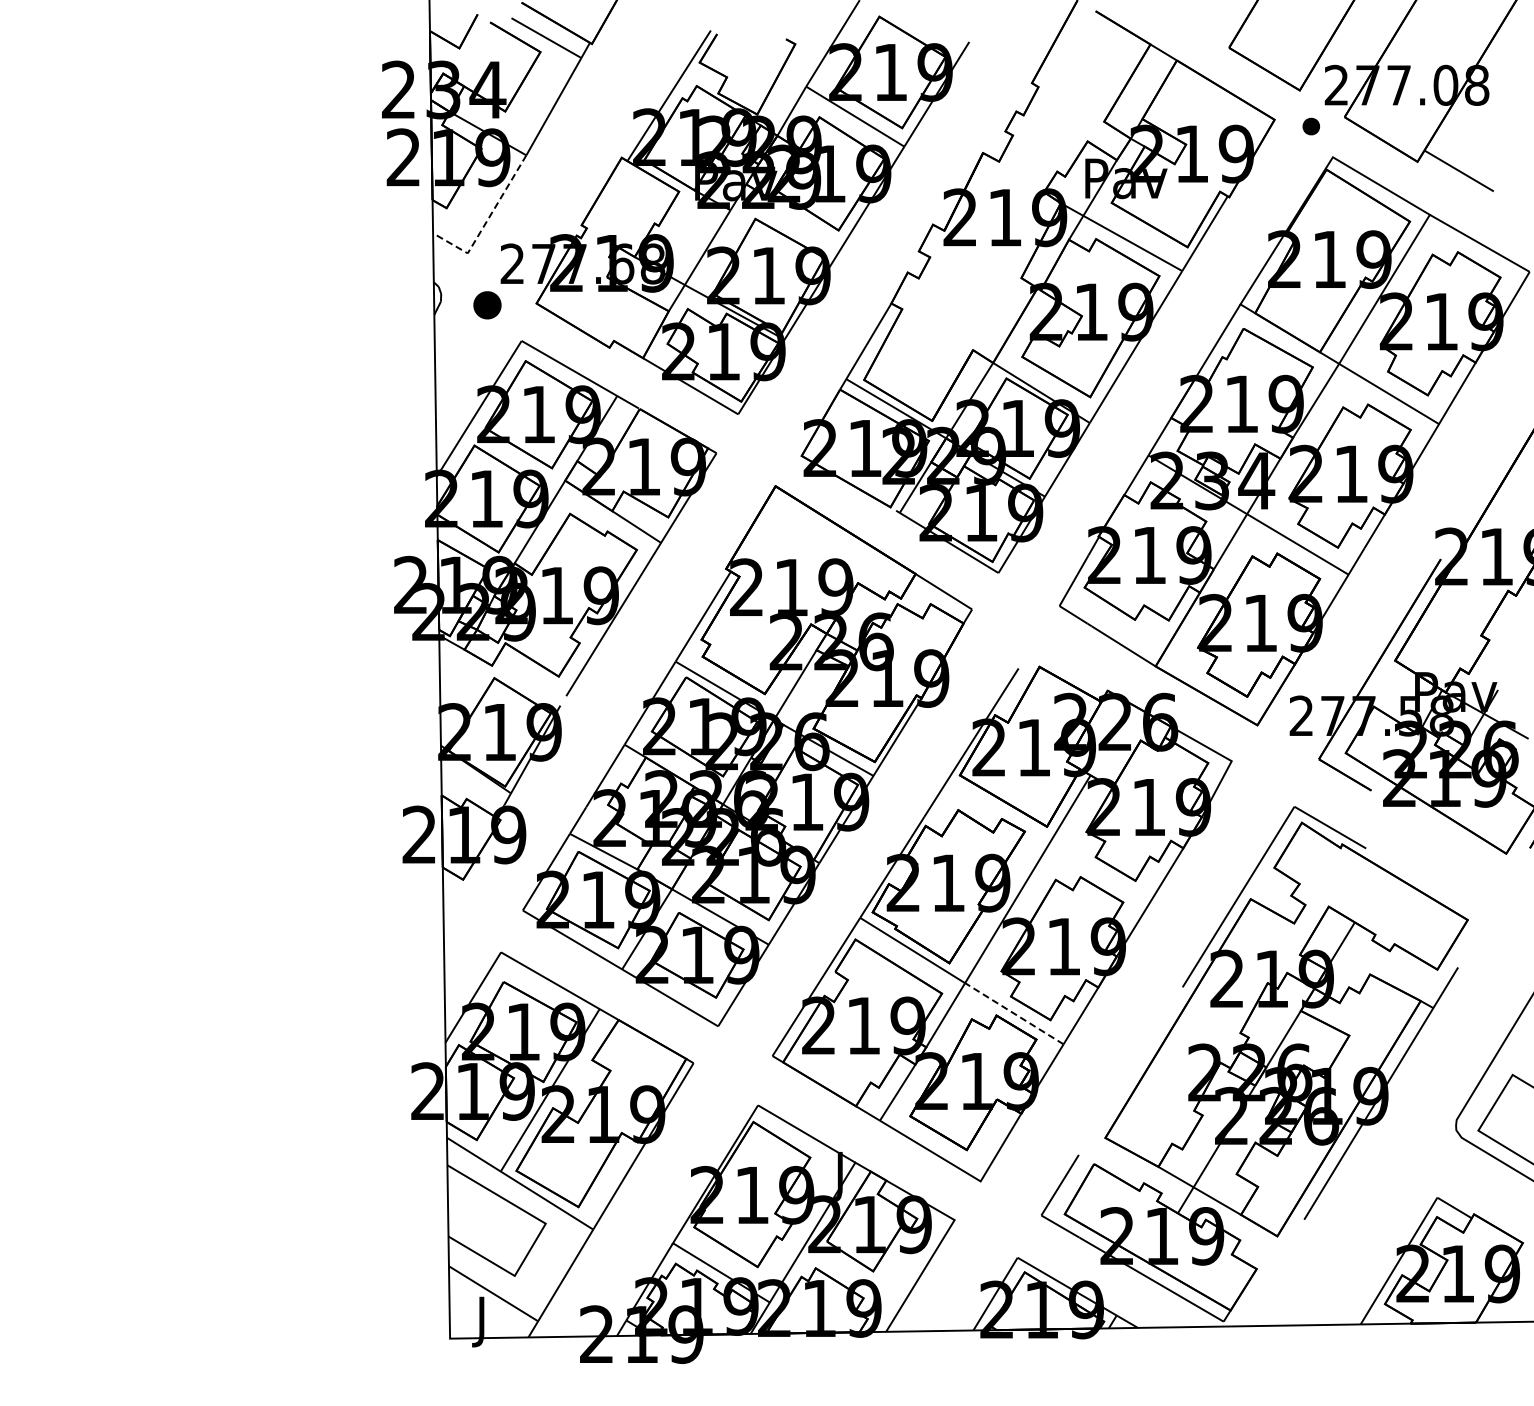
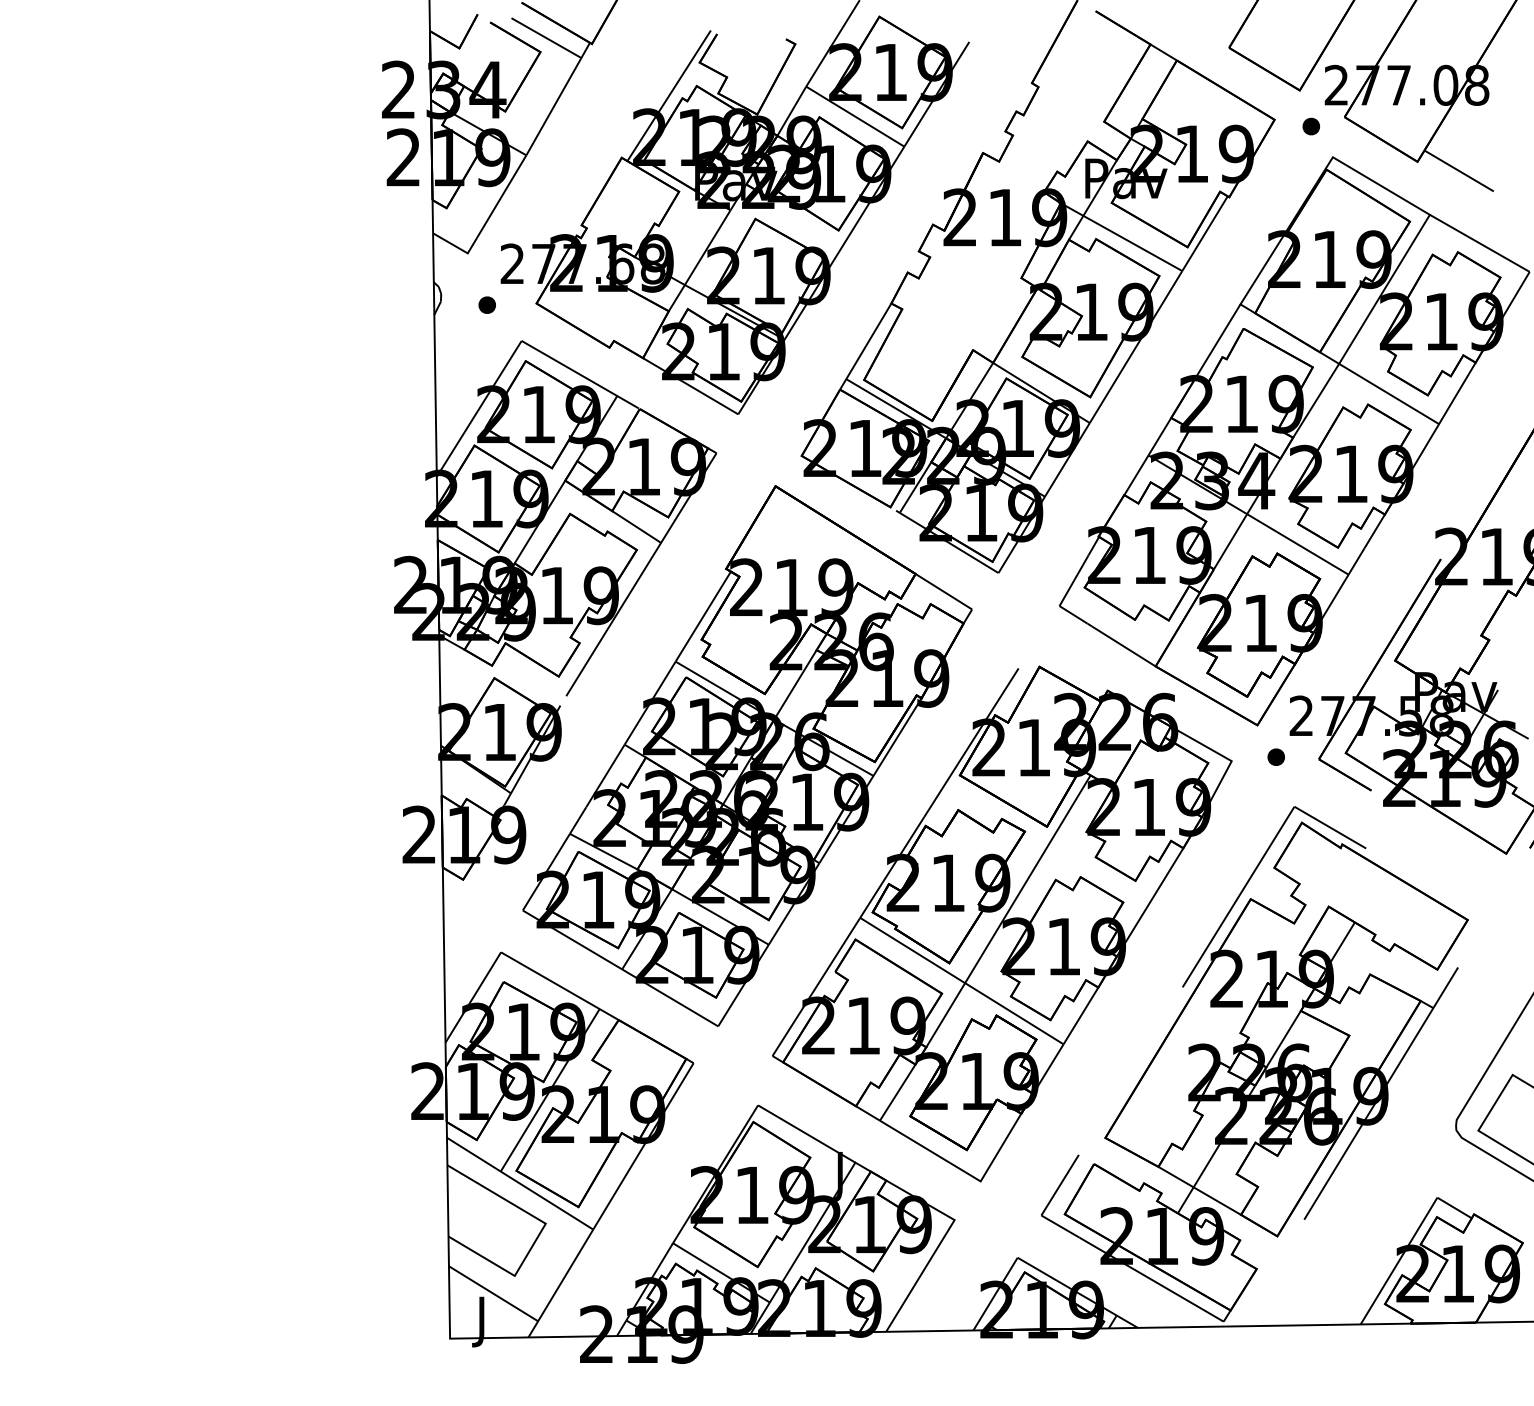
line: dashed -> solid (486, 222)
part size: 29x29 px -> 18x18 px (486, 304)
part: none -> present (1275, 756)
line: dashed -> solid (1014, 1013)
